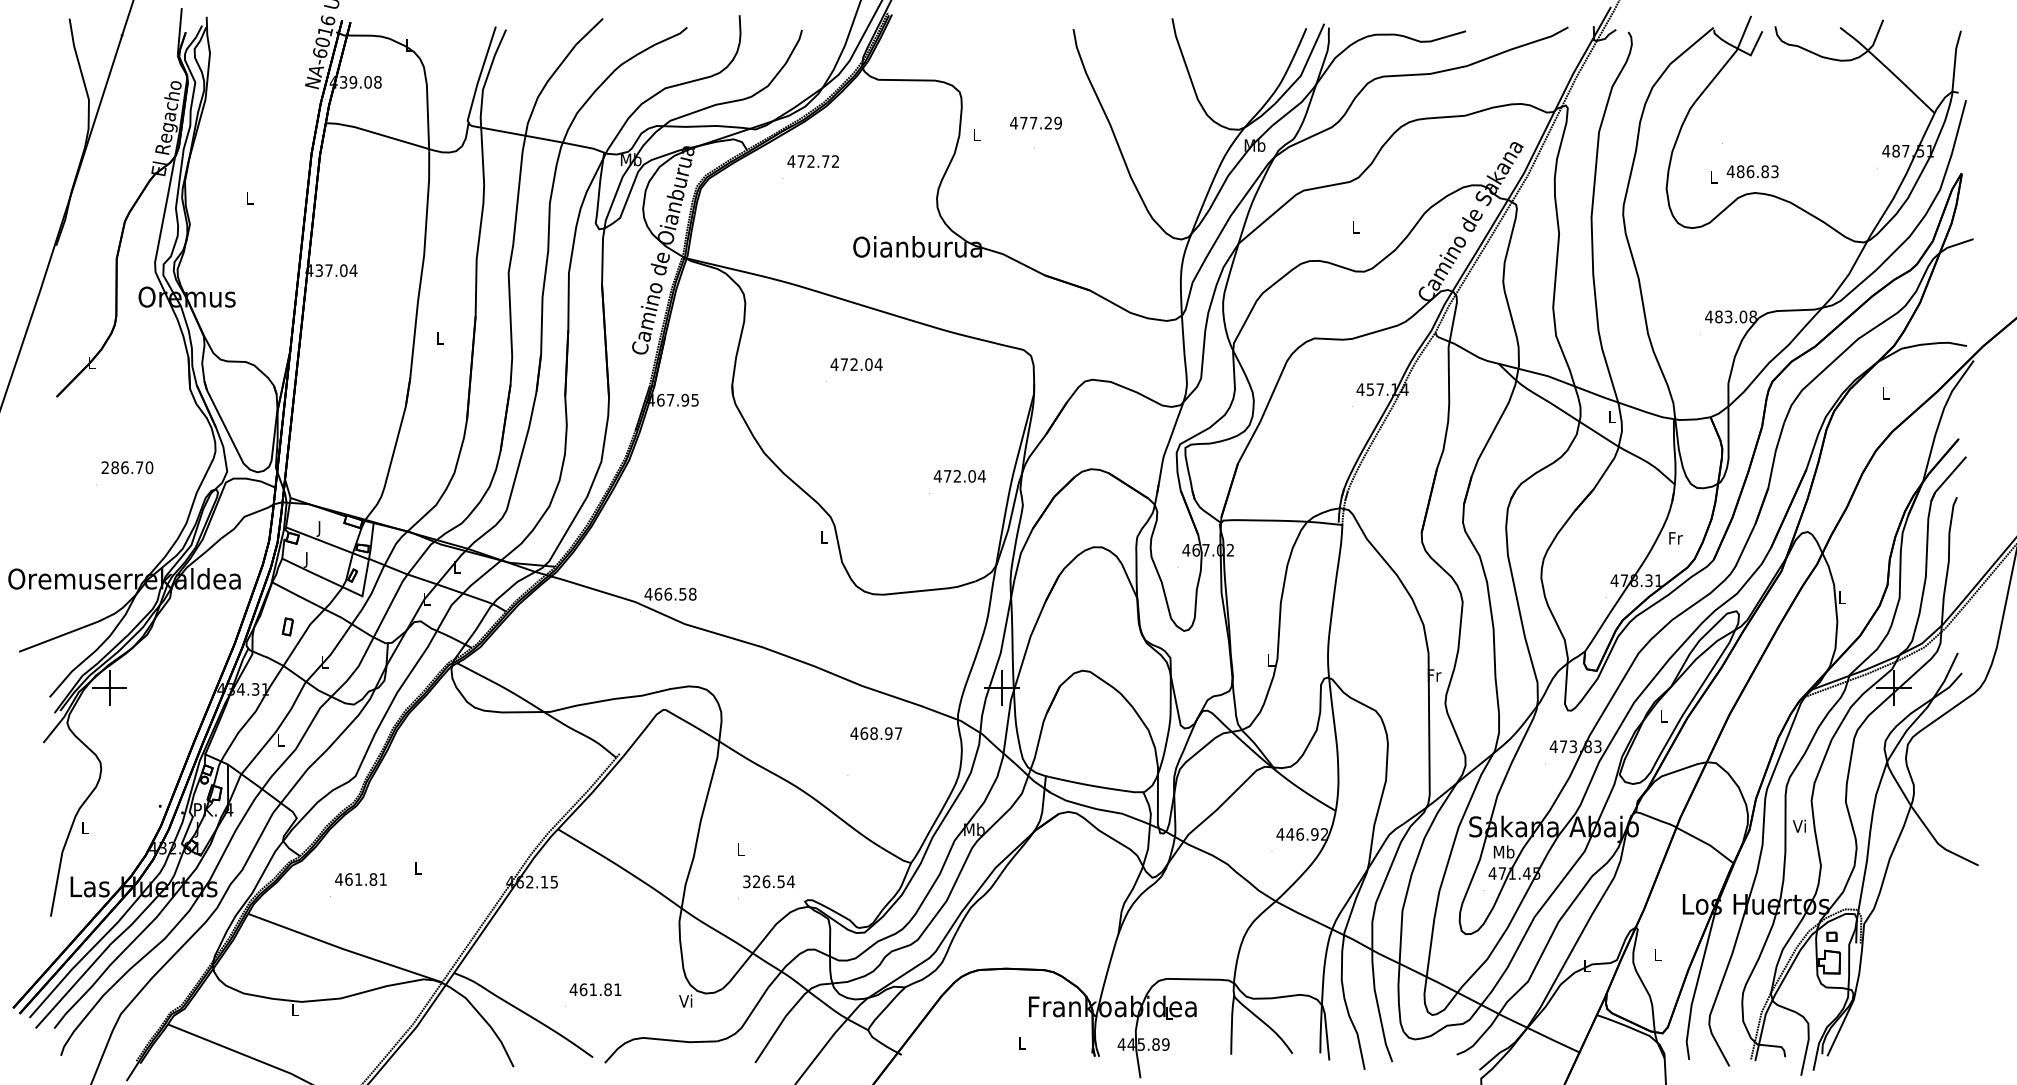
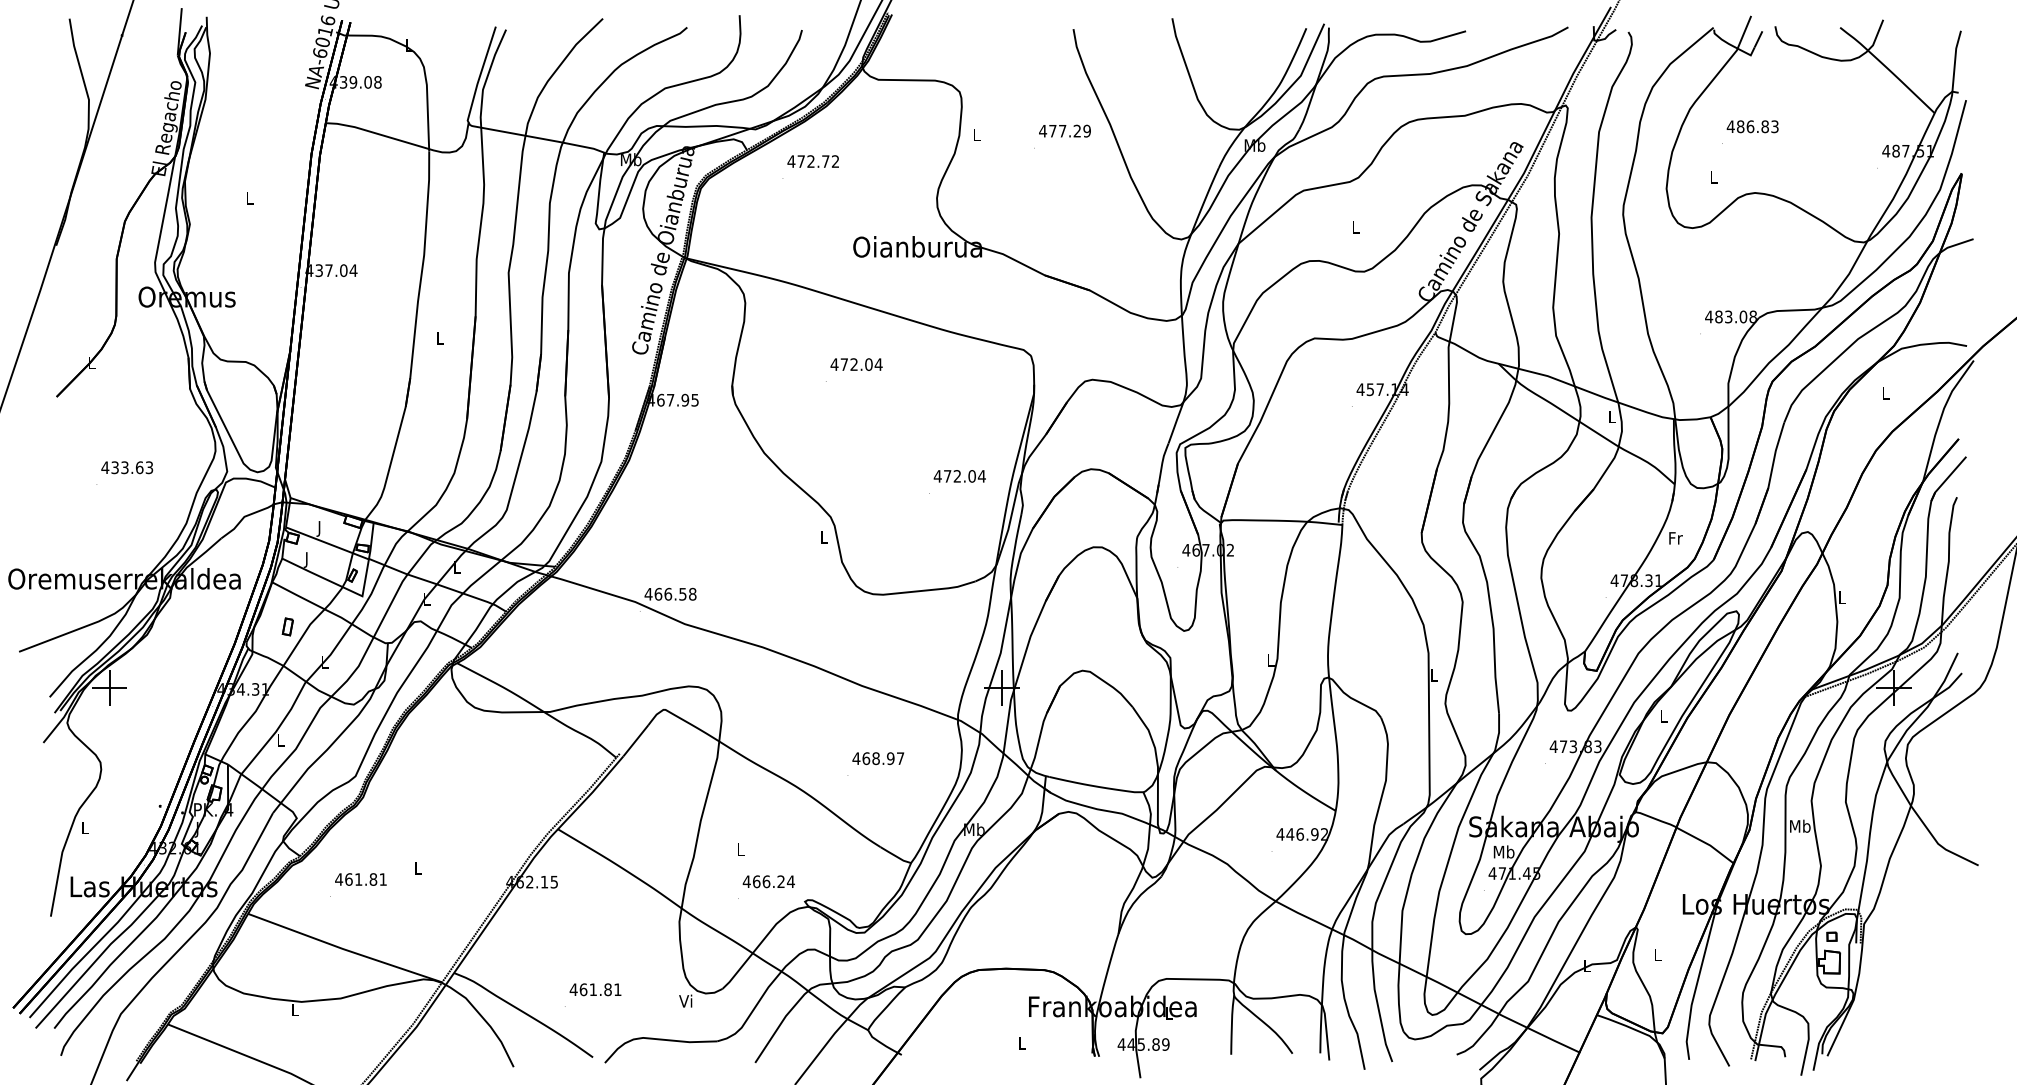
text position: (1035, 122) -> (1064, 130) (1064, 130)
text position: (1752, 171) -> (1752, 126) (1752, 126)
text: 286.70 -> 433.63 (127, 467)
text: Fr -> L (1434, 675)
text position: (876, 733) -> (878, 758) (878, 758)
text: Vi -> Mb (1800, 825)
text: 326.54 -> 466.24 (763, 881)
